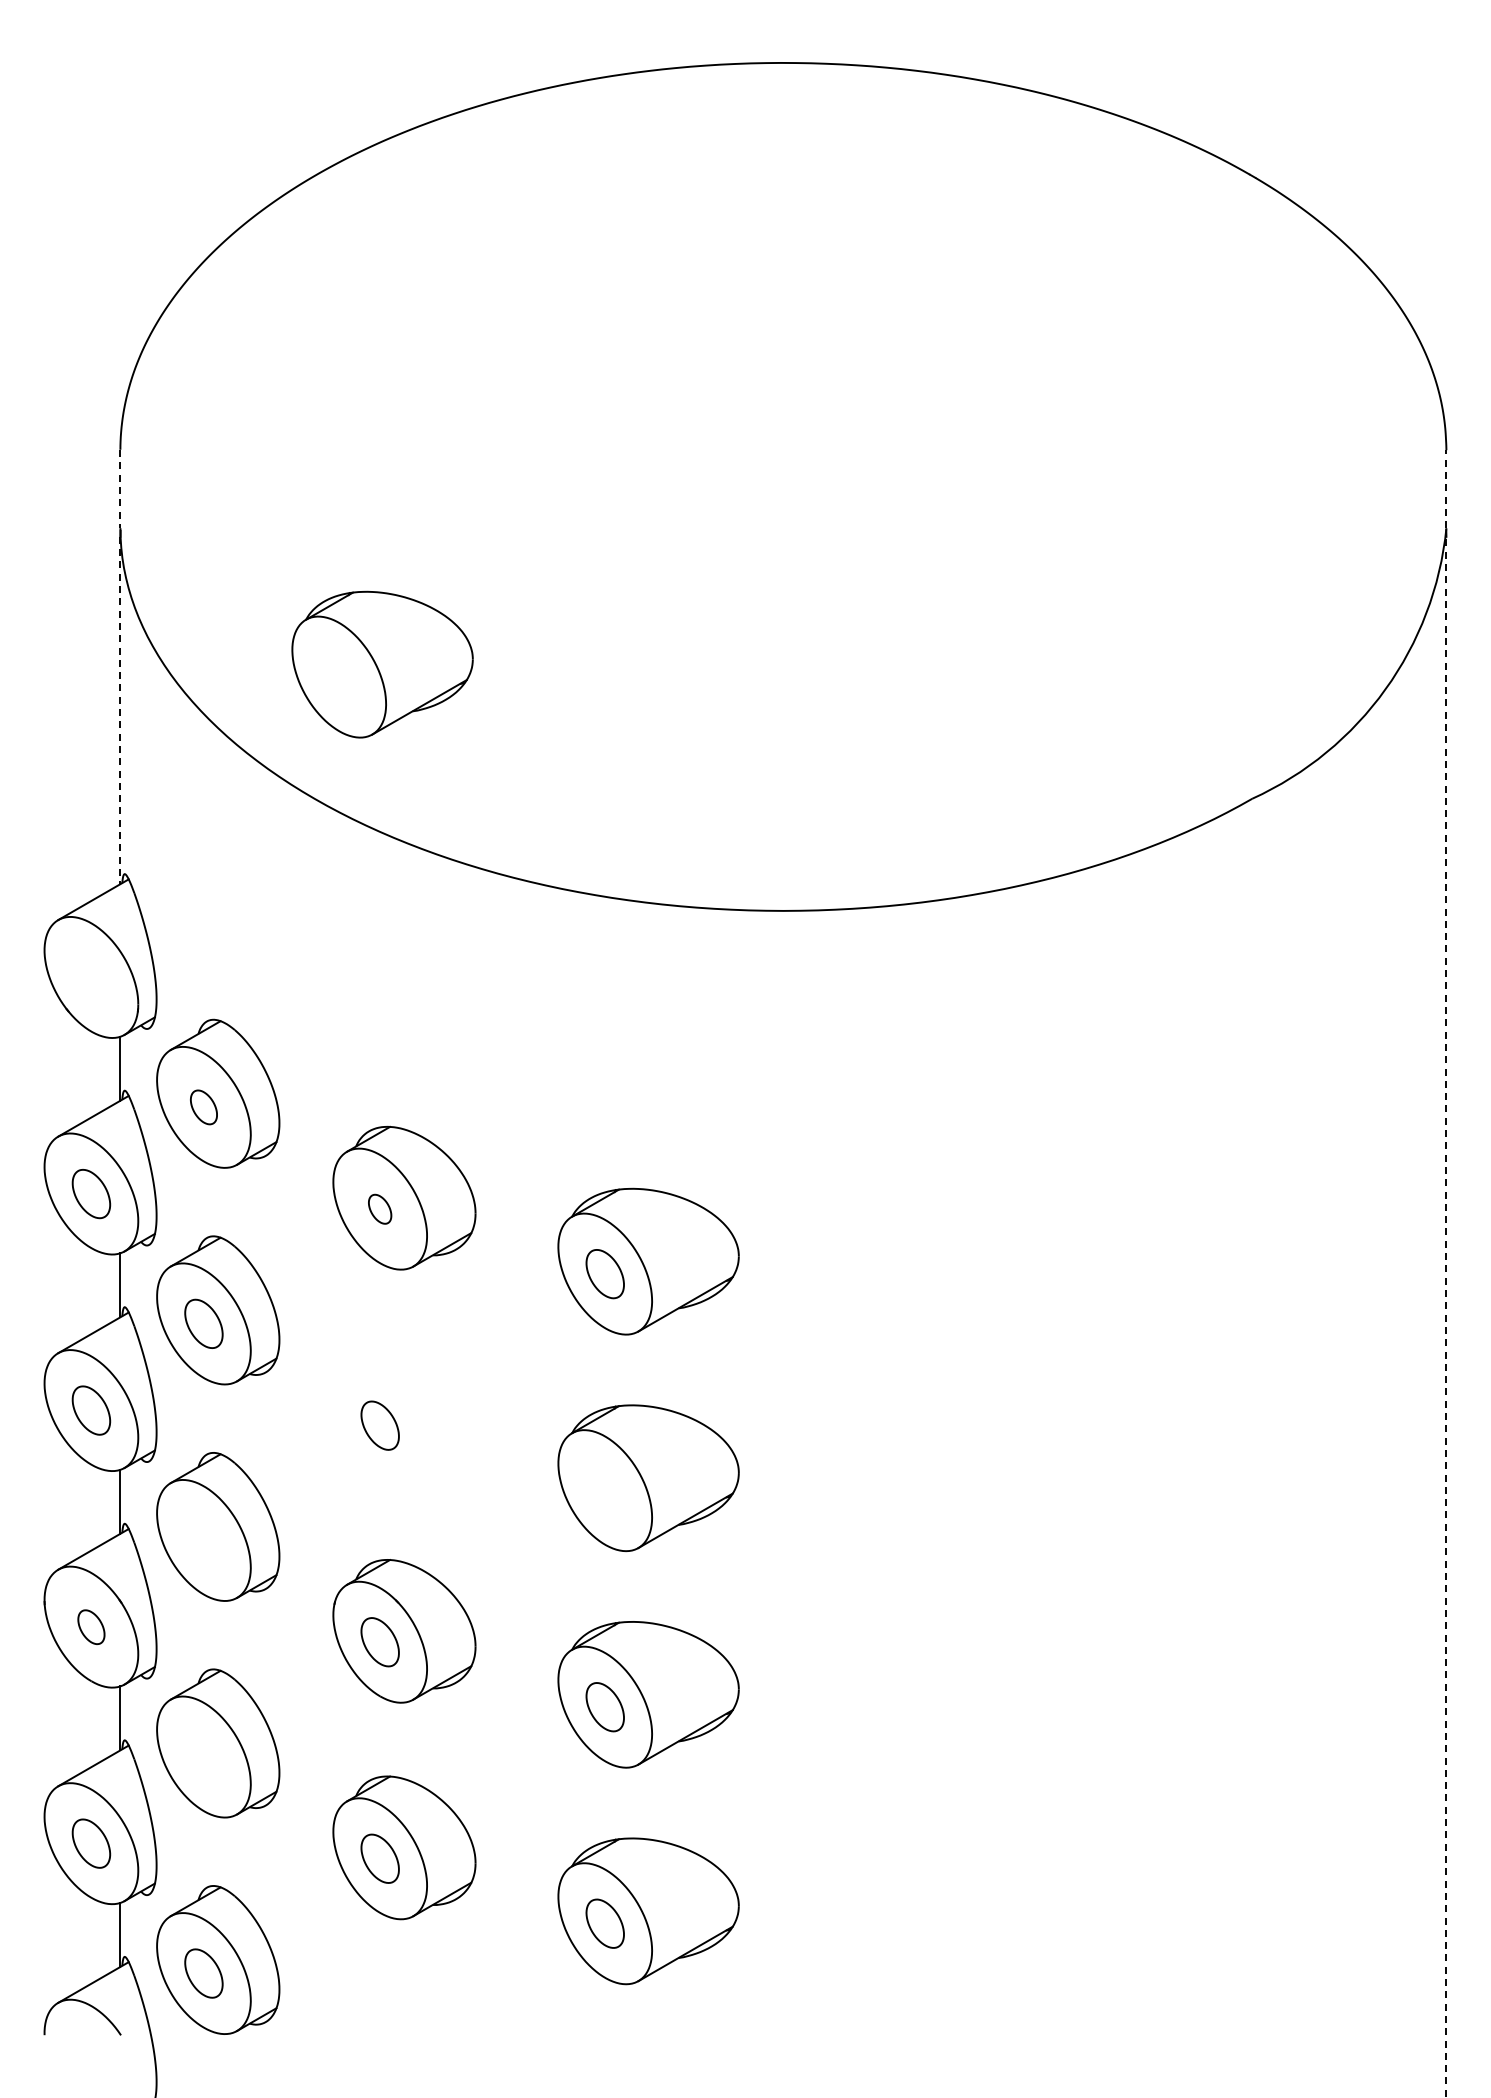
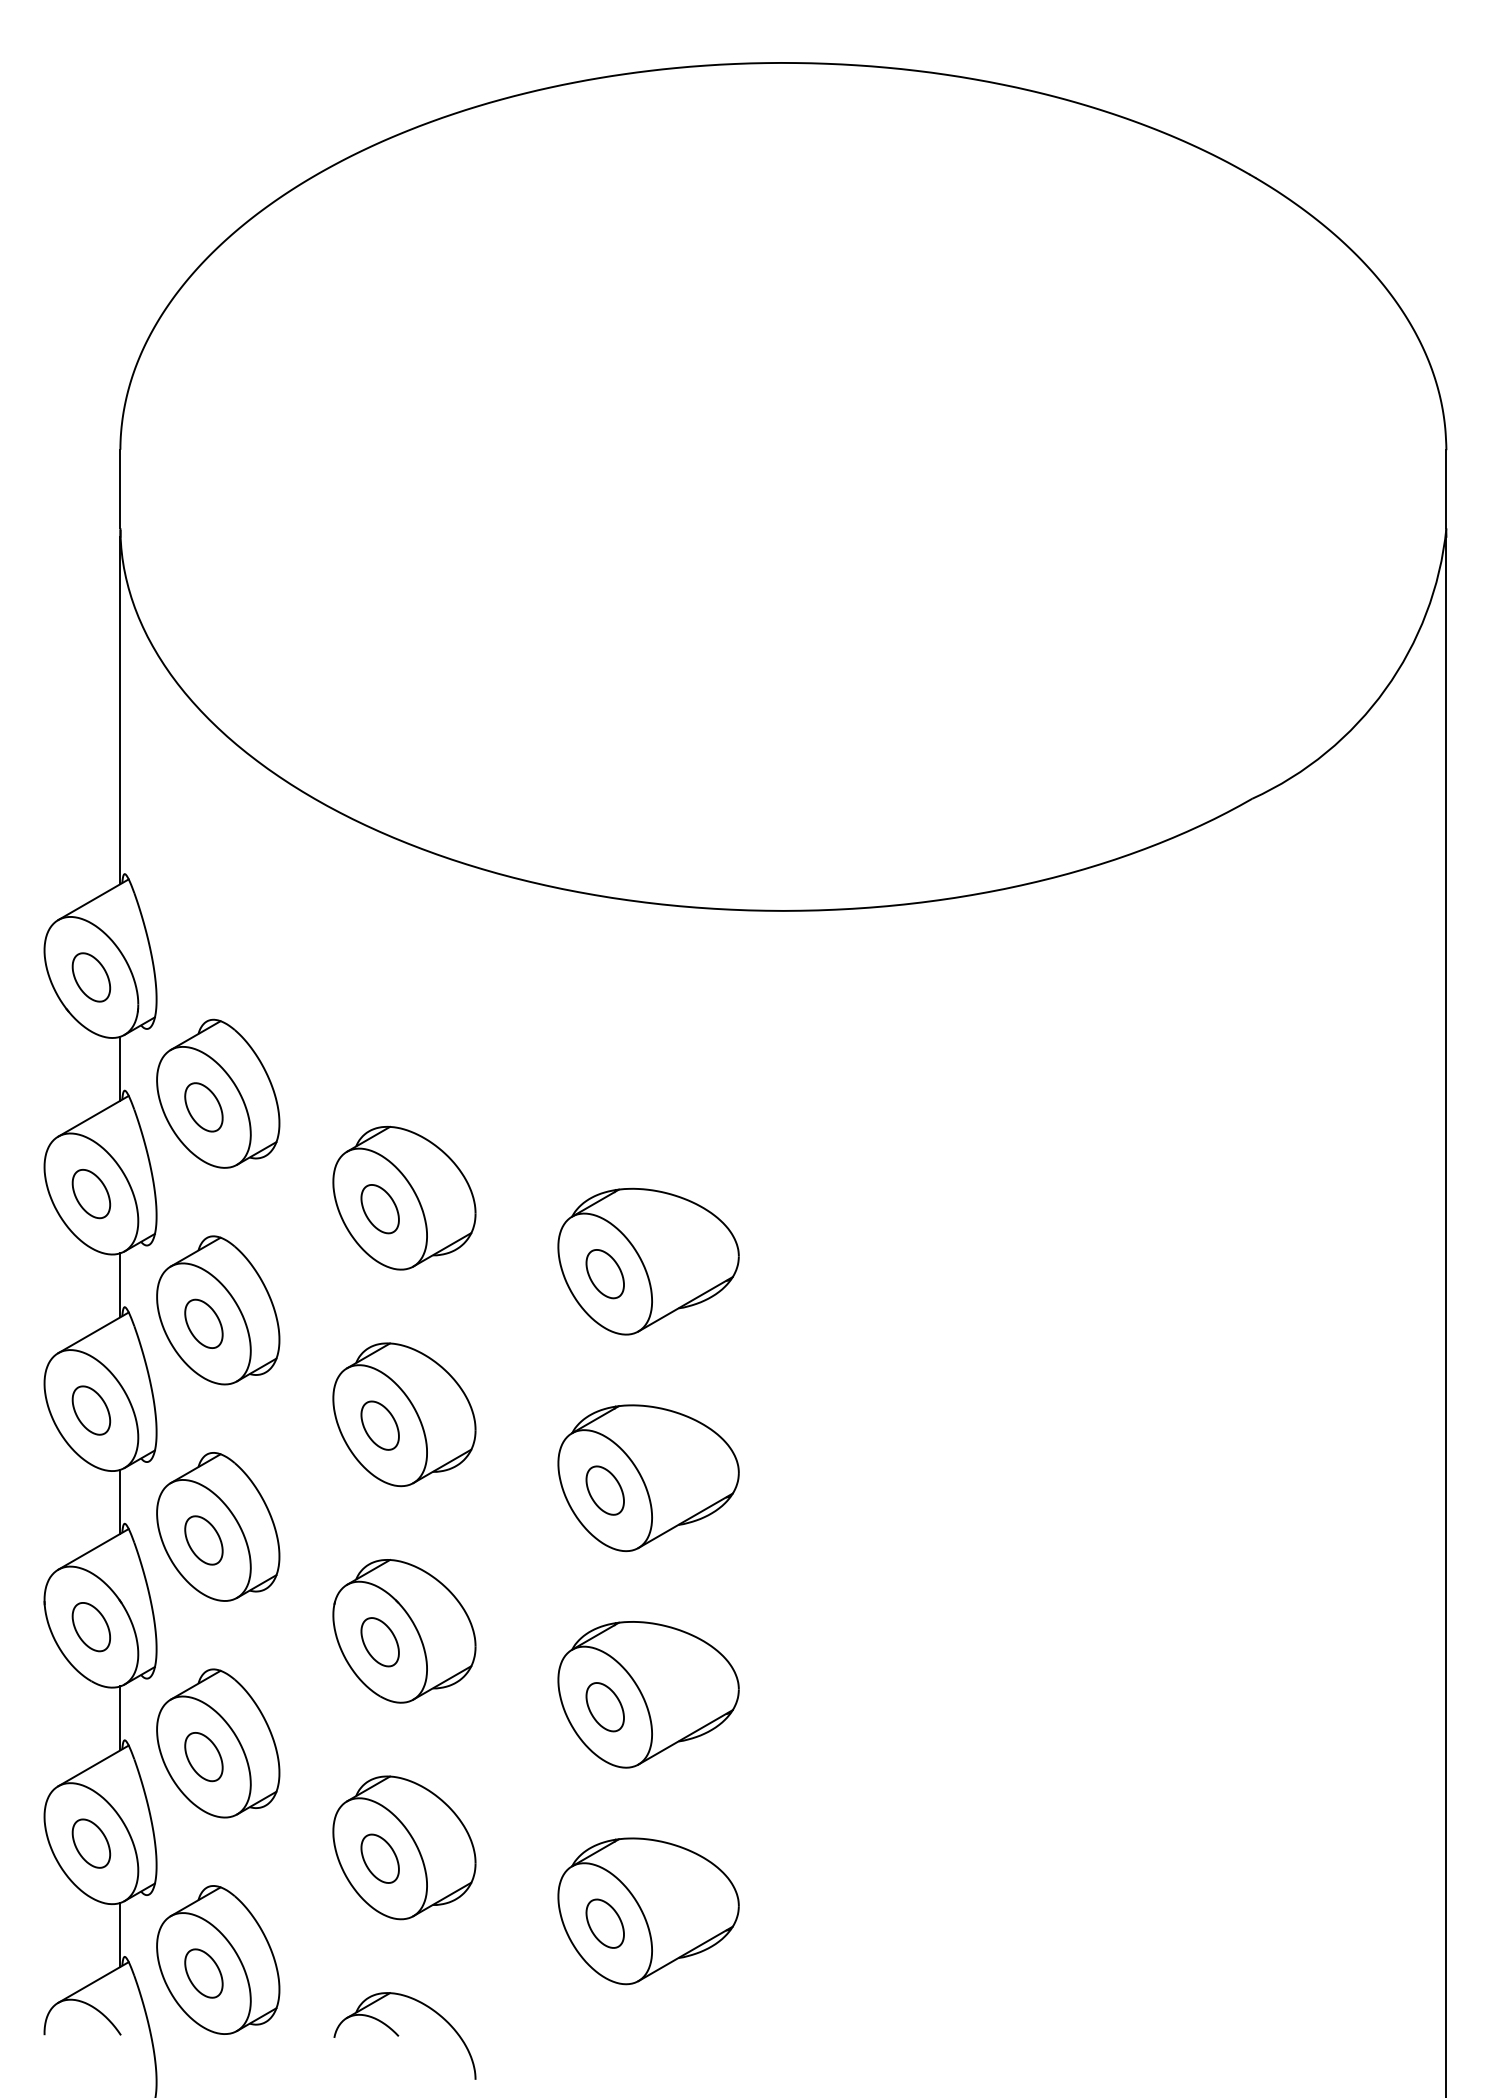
line: dashed -> solid (120, 489)
line: dashed -> solid (1446, 489)
part: present -> none (382, 664)
line: dashed -> solid (120, 710)
part: none -> present (91, 977)
part size: 28x37 px -> 40x51 px (203, 1107)
part size: 25x32 px -> 40x51 px (379, 1209)
line: dashed -> solid (1446, 1316)
part: none -> present (404, 1414)
part: none -> present (604, 1490)
part: none -> present (203, 1540)
part size: 29x36 px -> 41x51 px (91, 1627)
part: none -> present (203, 1757)
part: none -> present (404, 2035)
